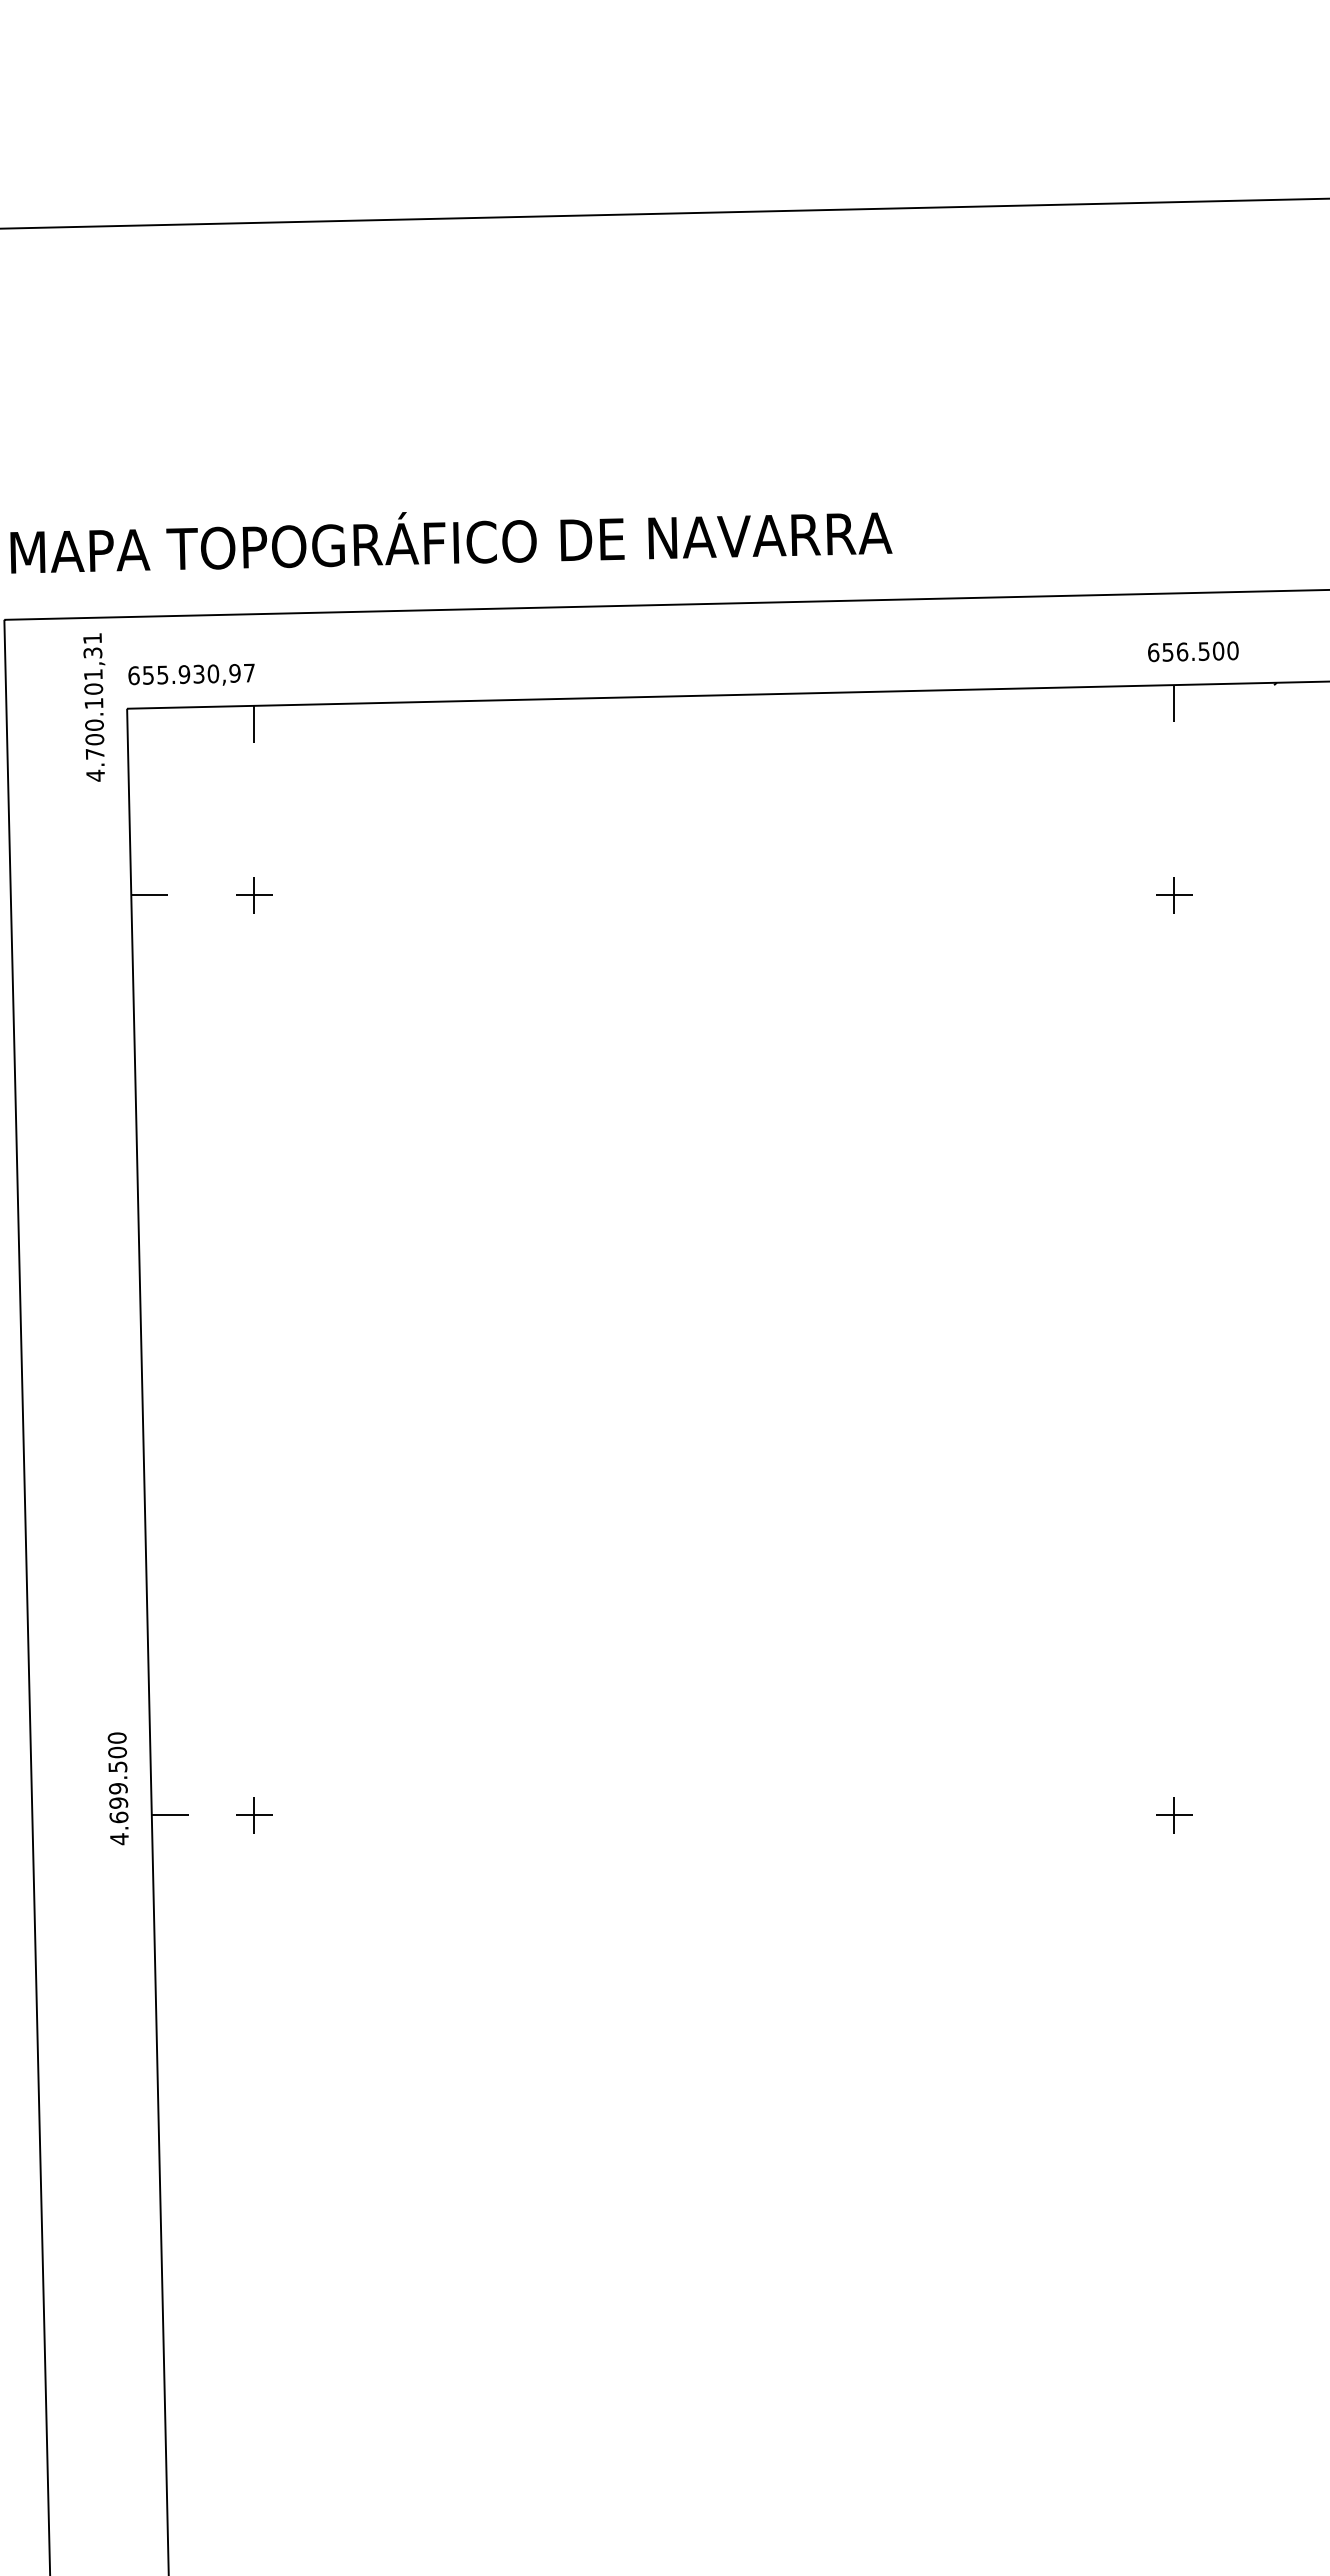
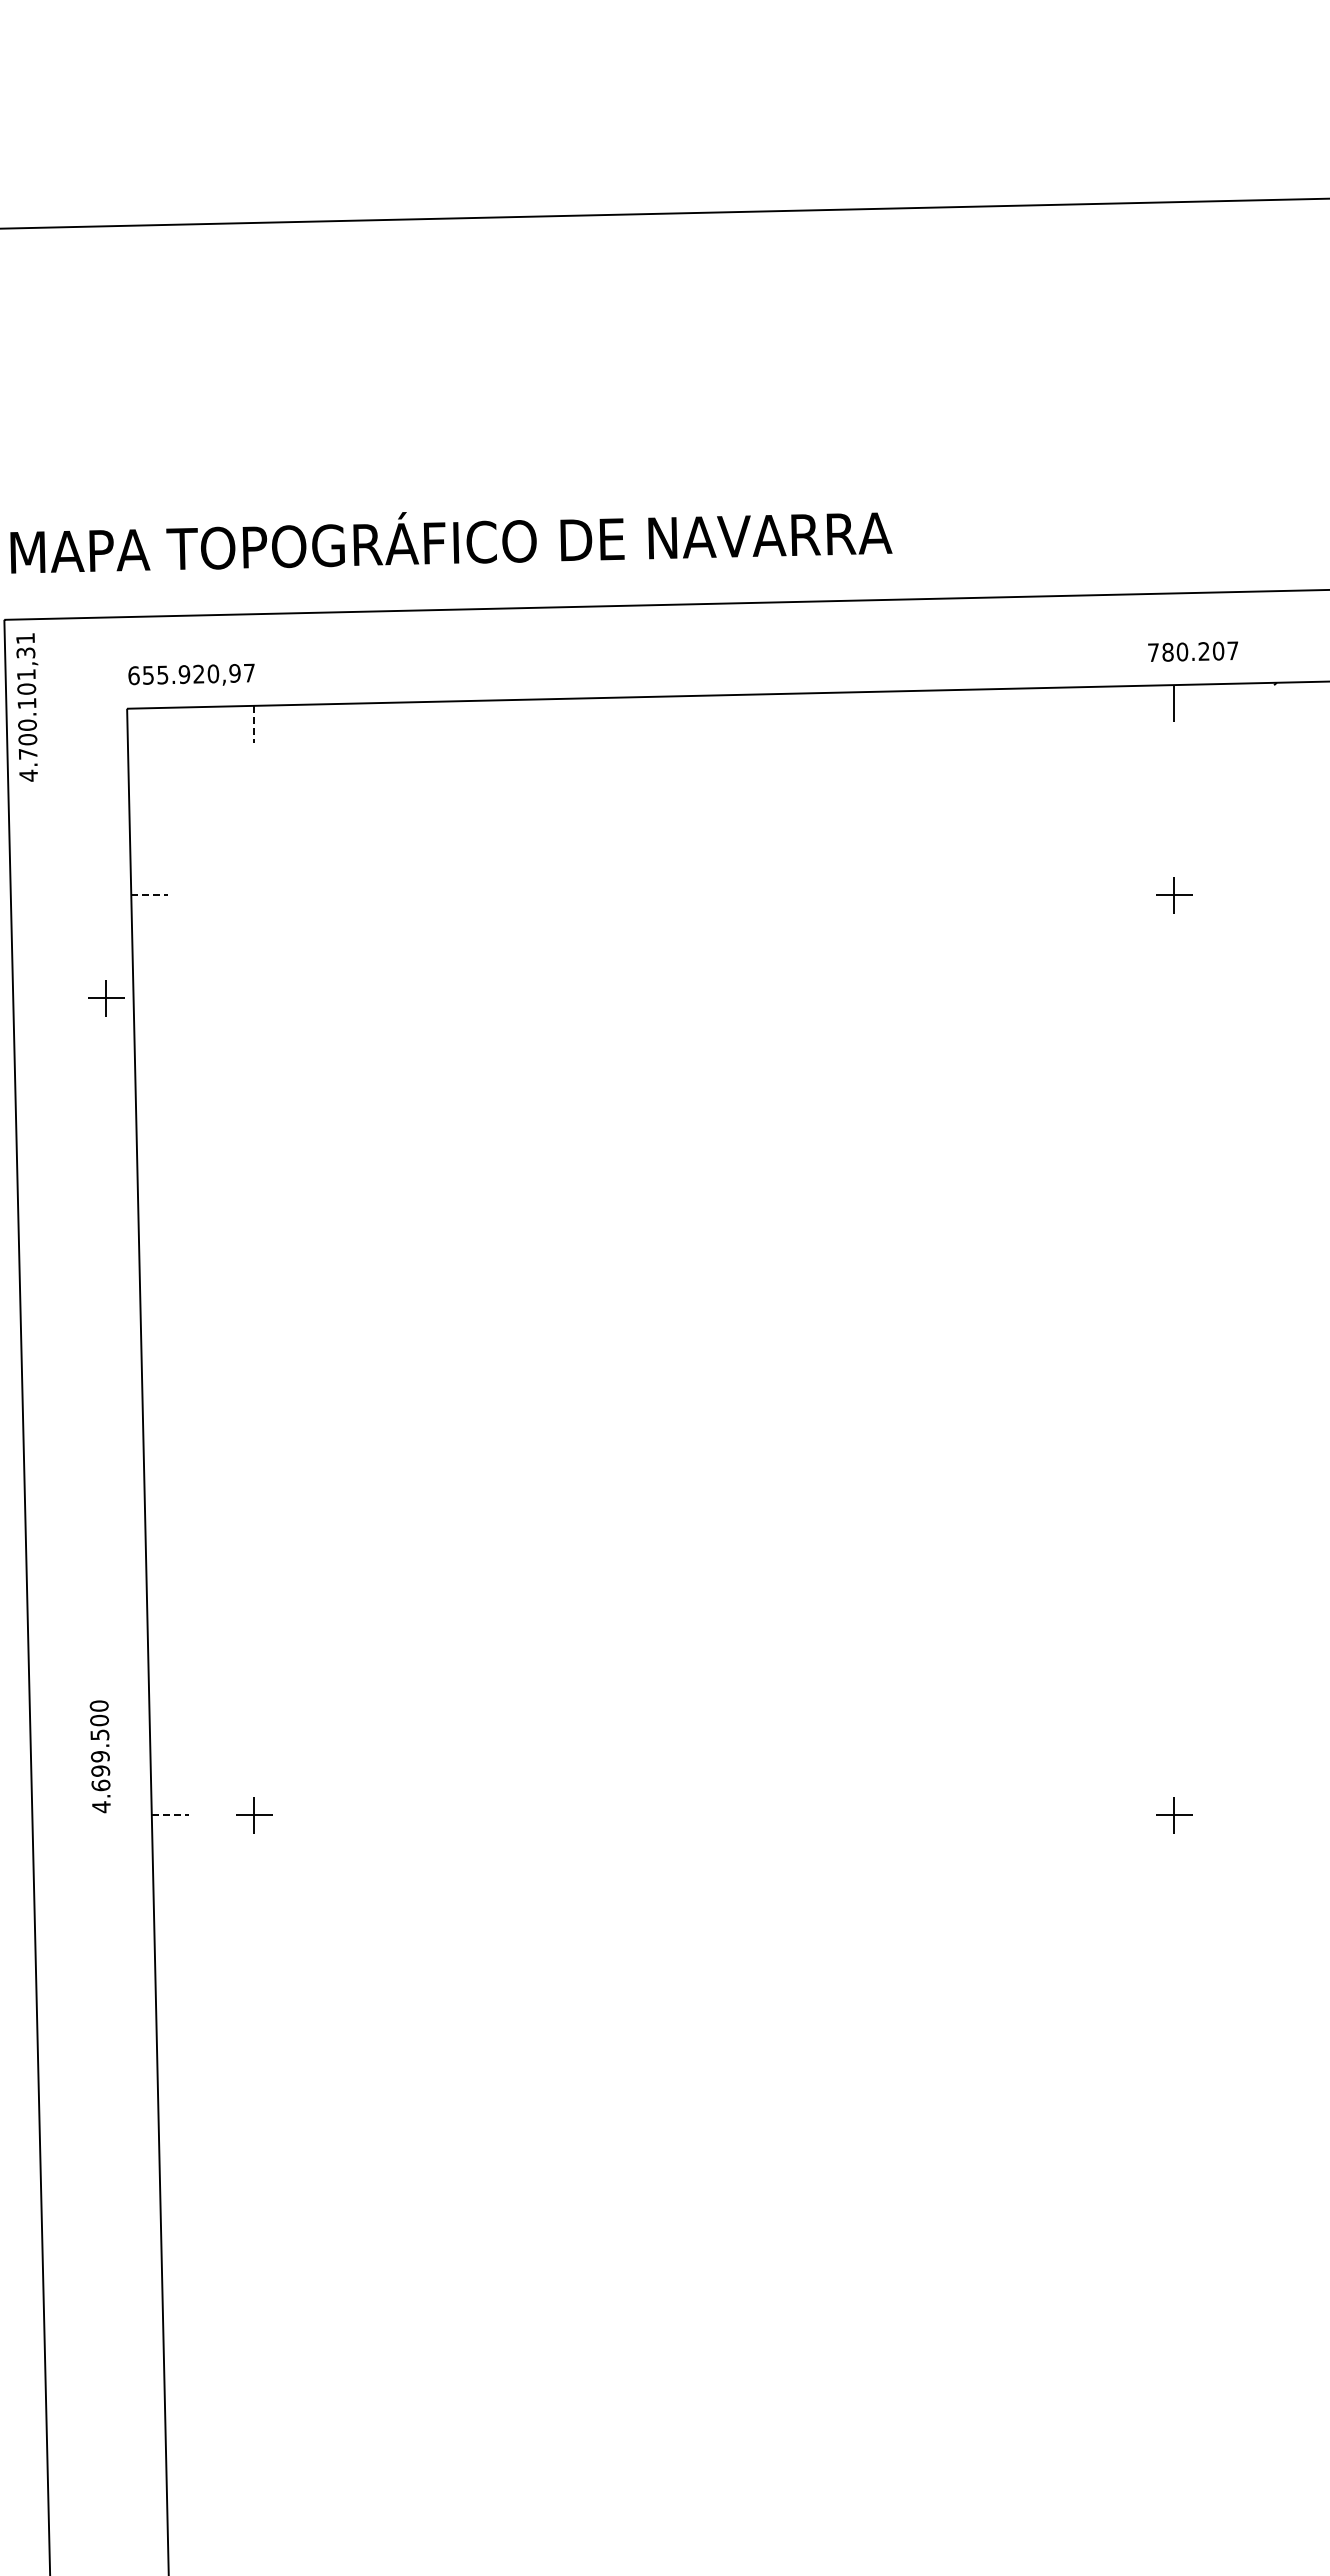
text: 656.500 -> 780.207 (1193, 651)
text: 655.930,97 -> 655.920,97 (198, 674)
text position: (94, 707) -> (27, 707) (27, 707)
line: solid -> dashed (254, 724)
line: solid -> dashed (150, 895)
part position: (254, 895) -> (106, 998) (106, 998)
text position: (117, 1788) -> (99, 1756) (99, 1756)
line: solid -> dashed (170, 1815)
